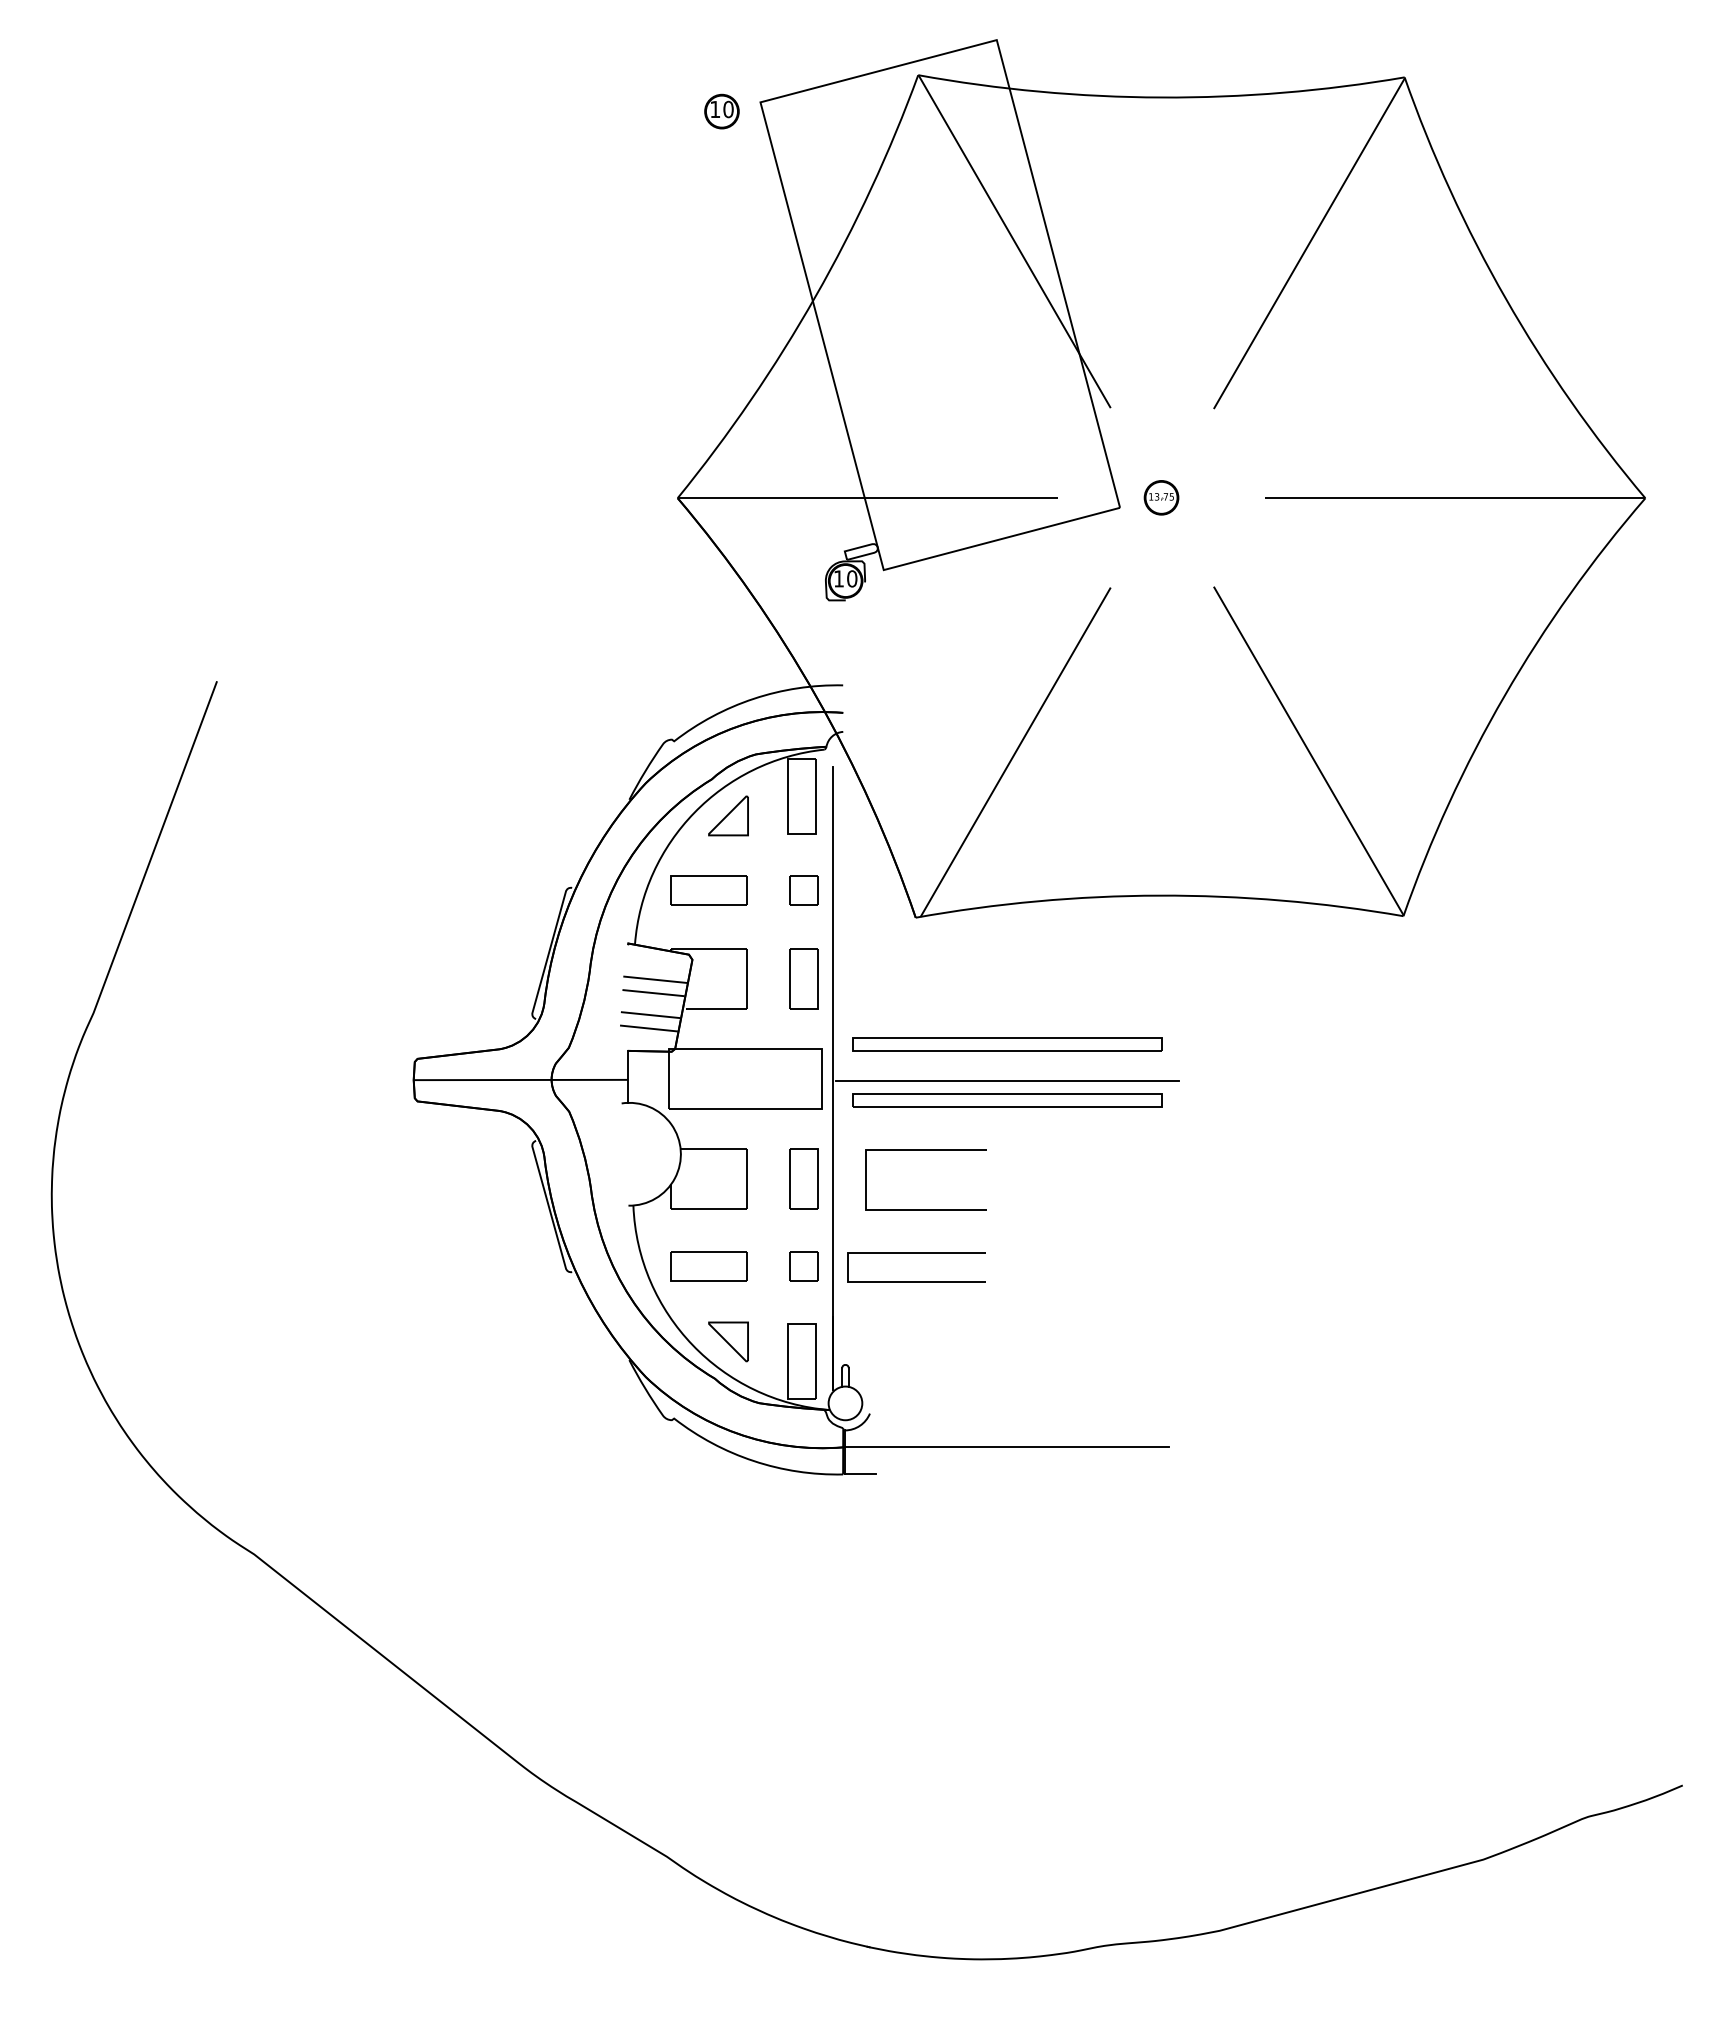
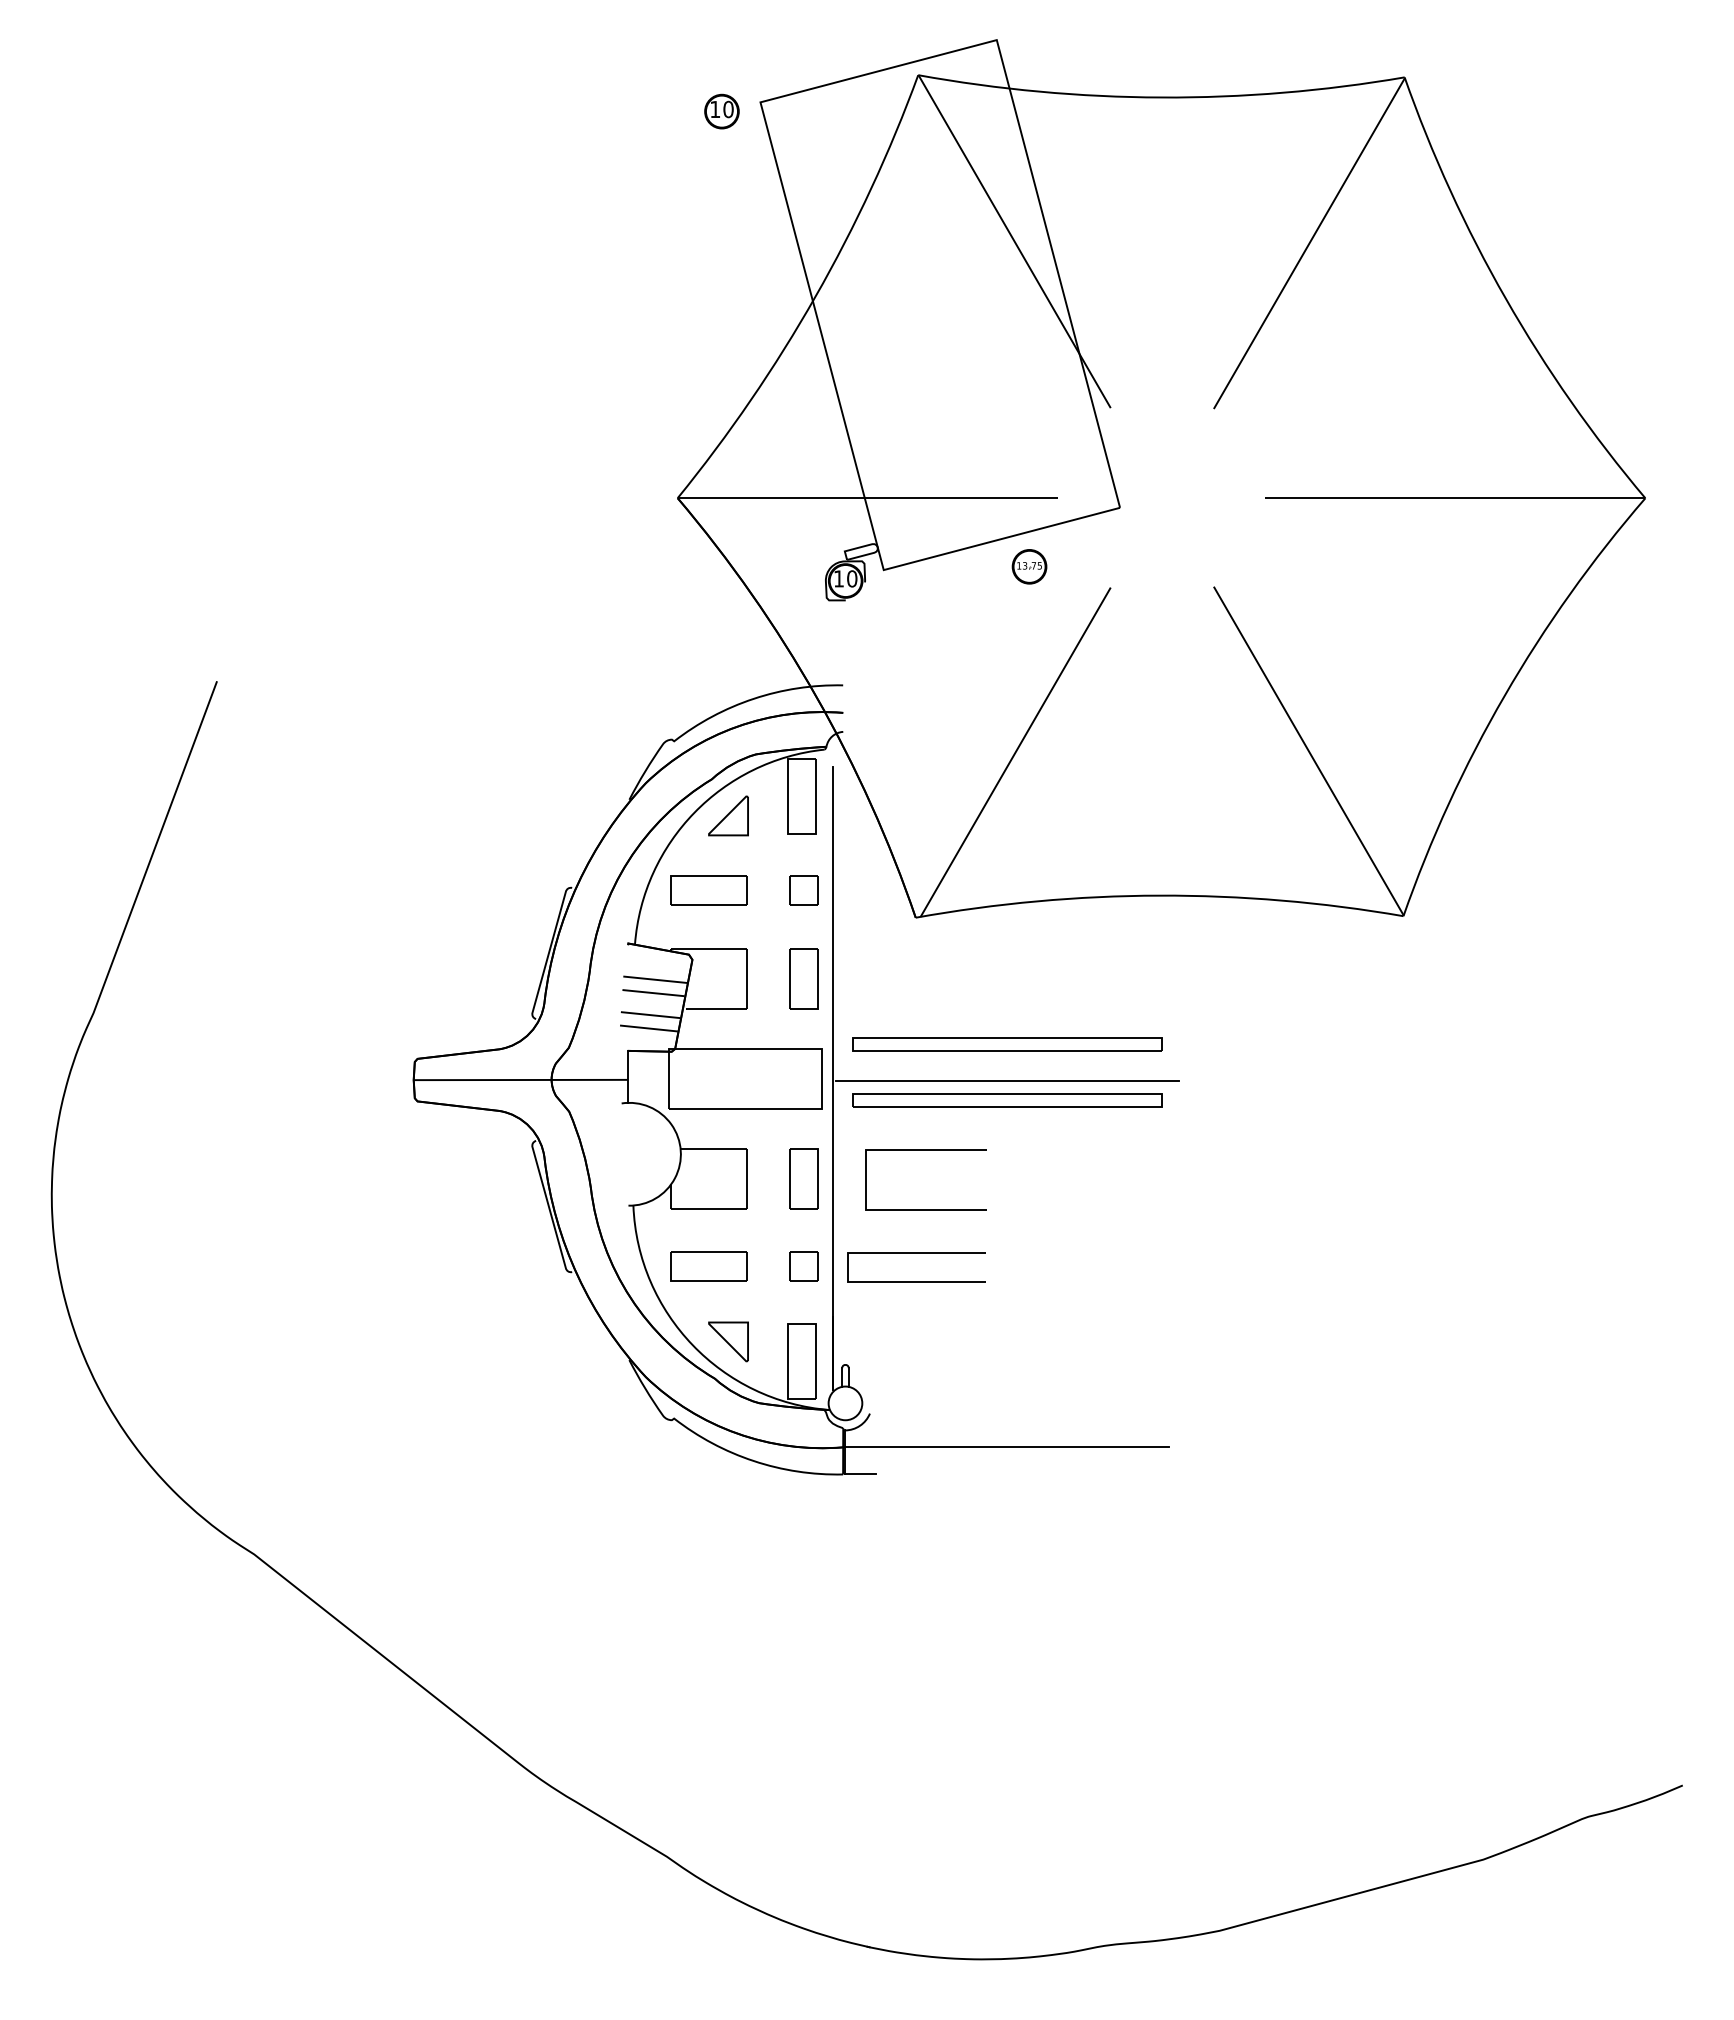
part position: (1161, 497) -> (1029, 566) (1029, 566)
